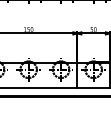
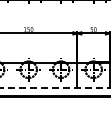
line: solid -> dashed (55, 87)
